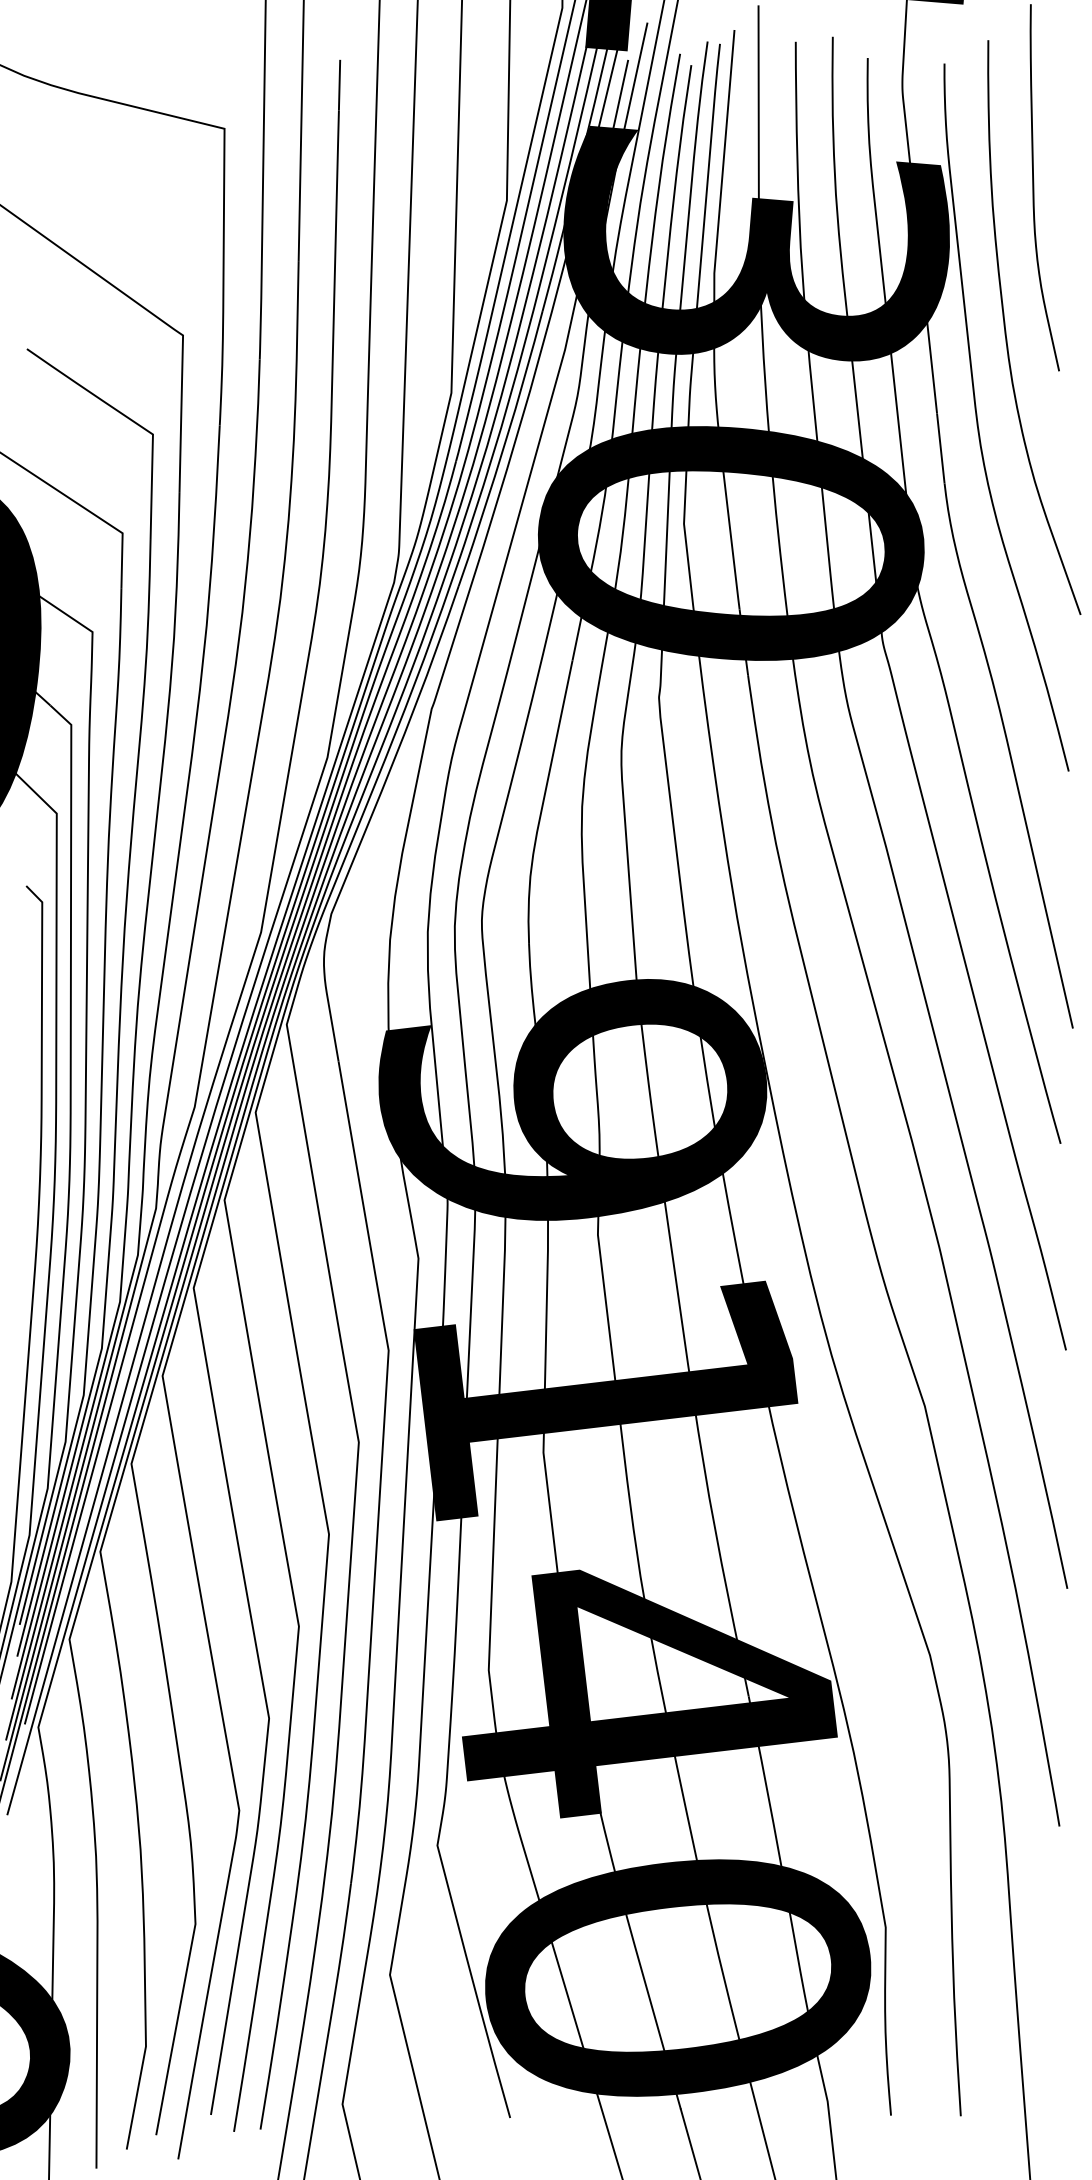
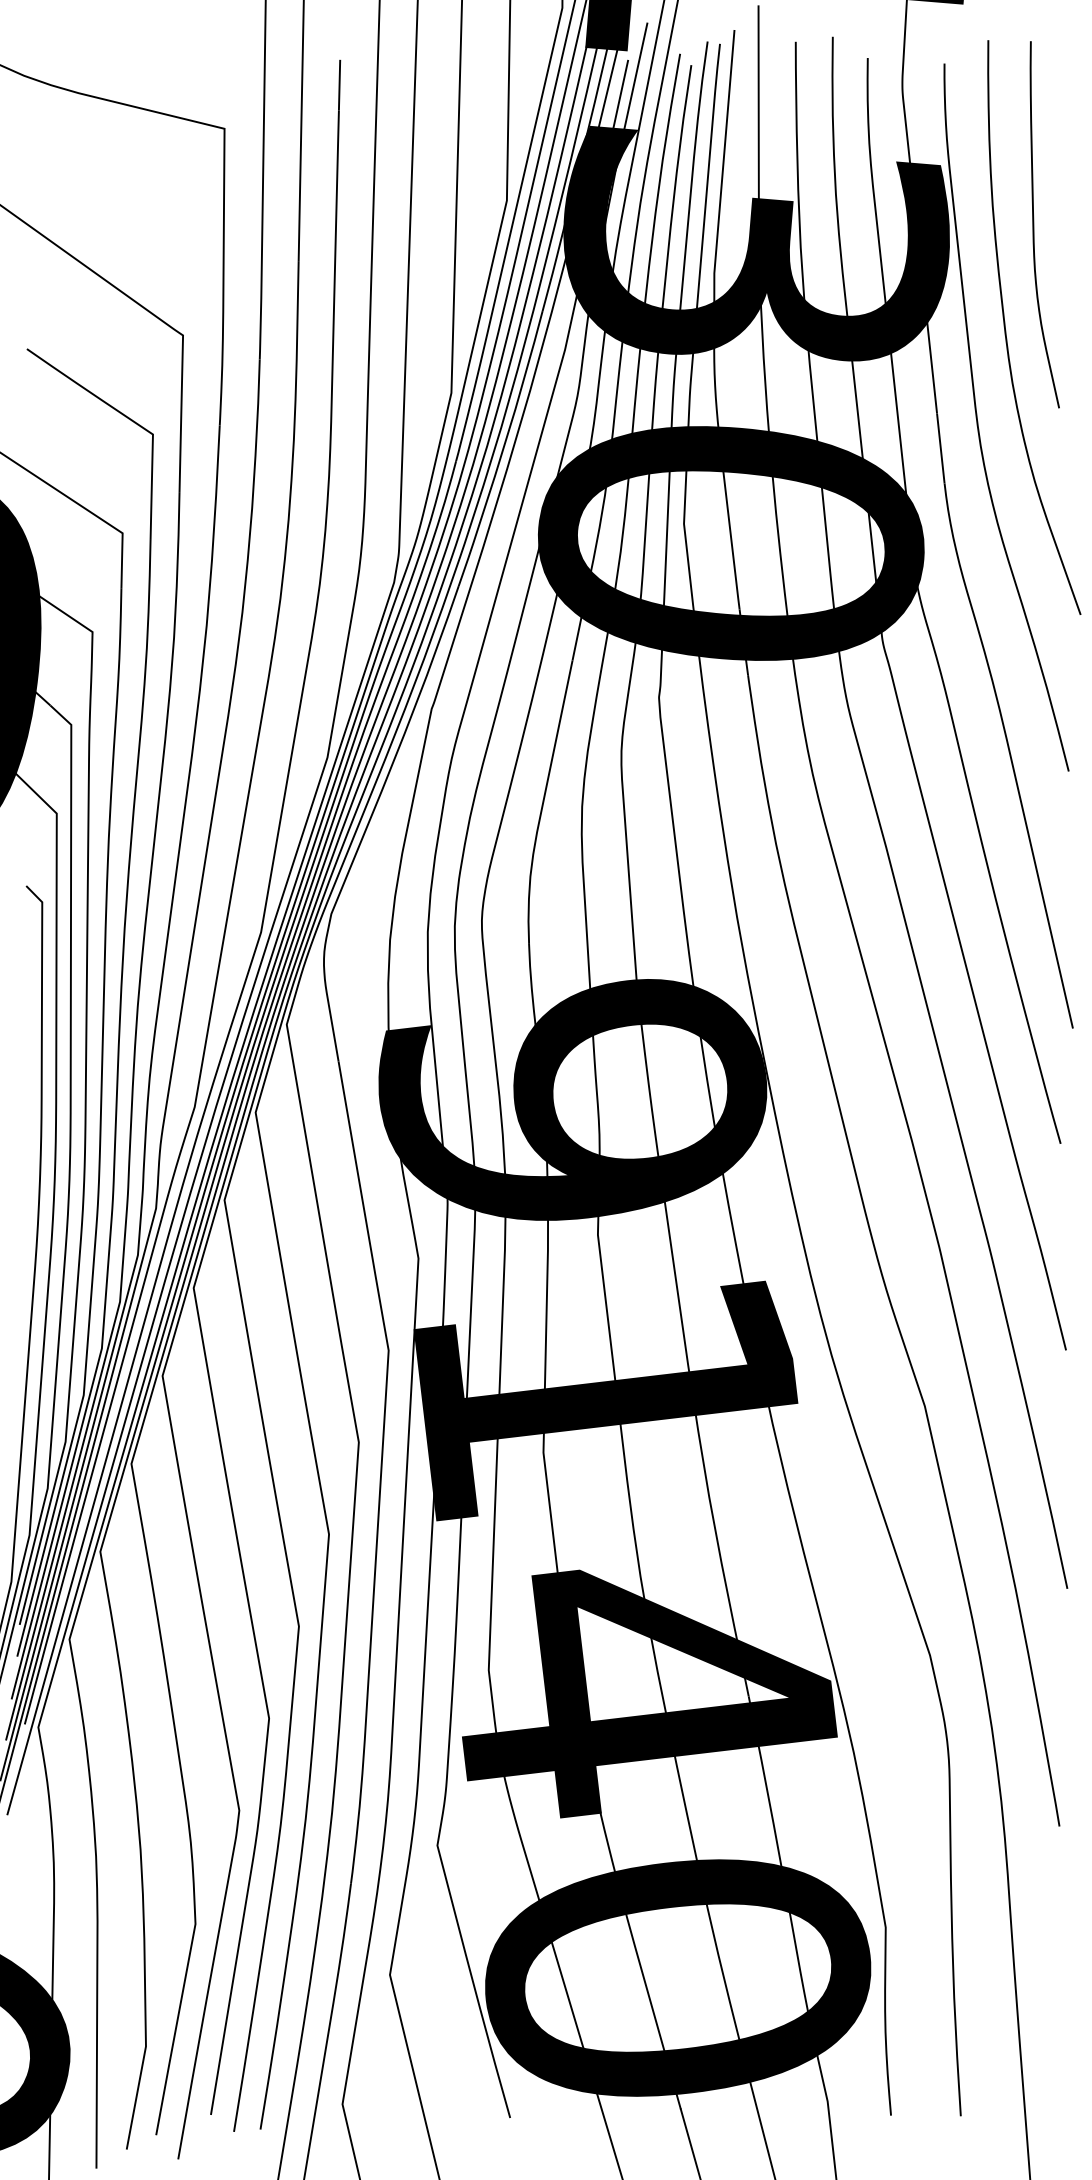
curve position: (1034, 187) -> (1034, 224) (1034, 224)
